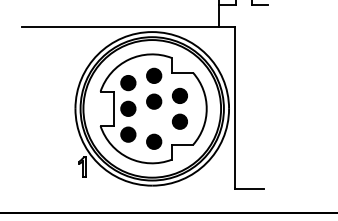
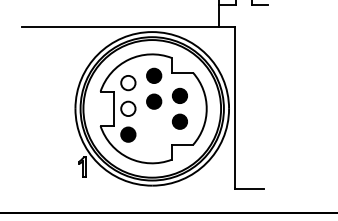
fill: present -> none (128, 82)
fill: present -> none (128, 108)
part: present -> none (154, 141)
